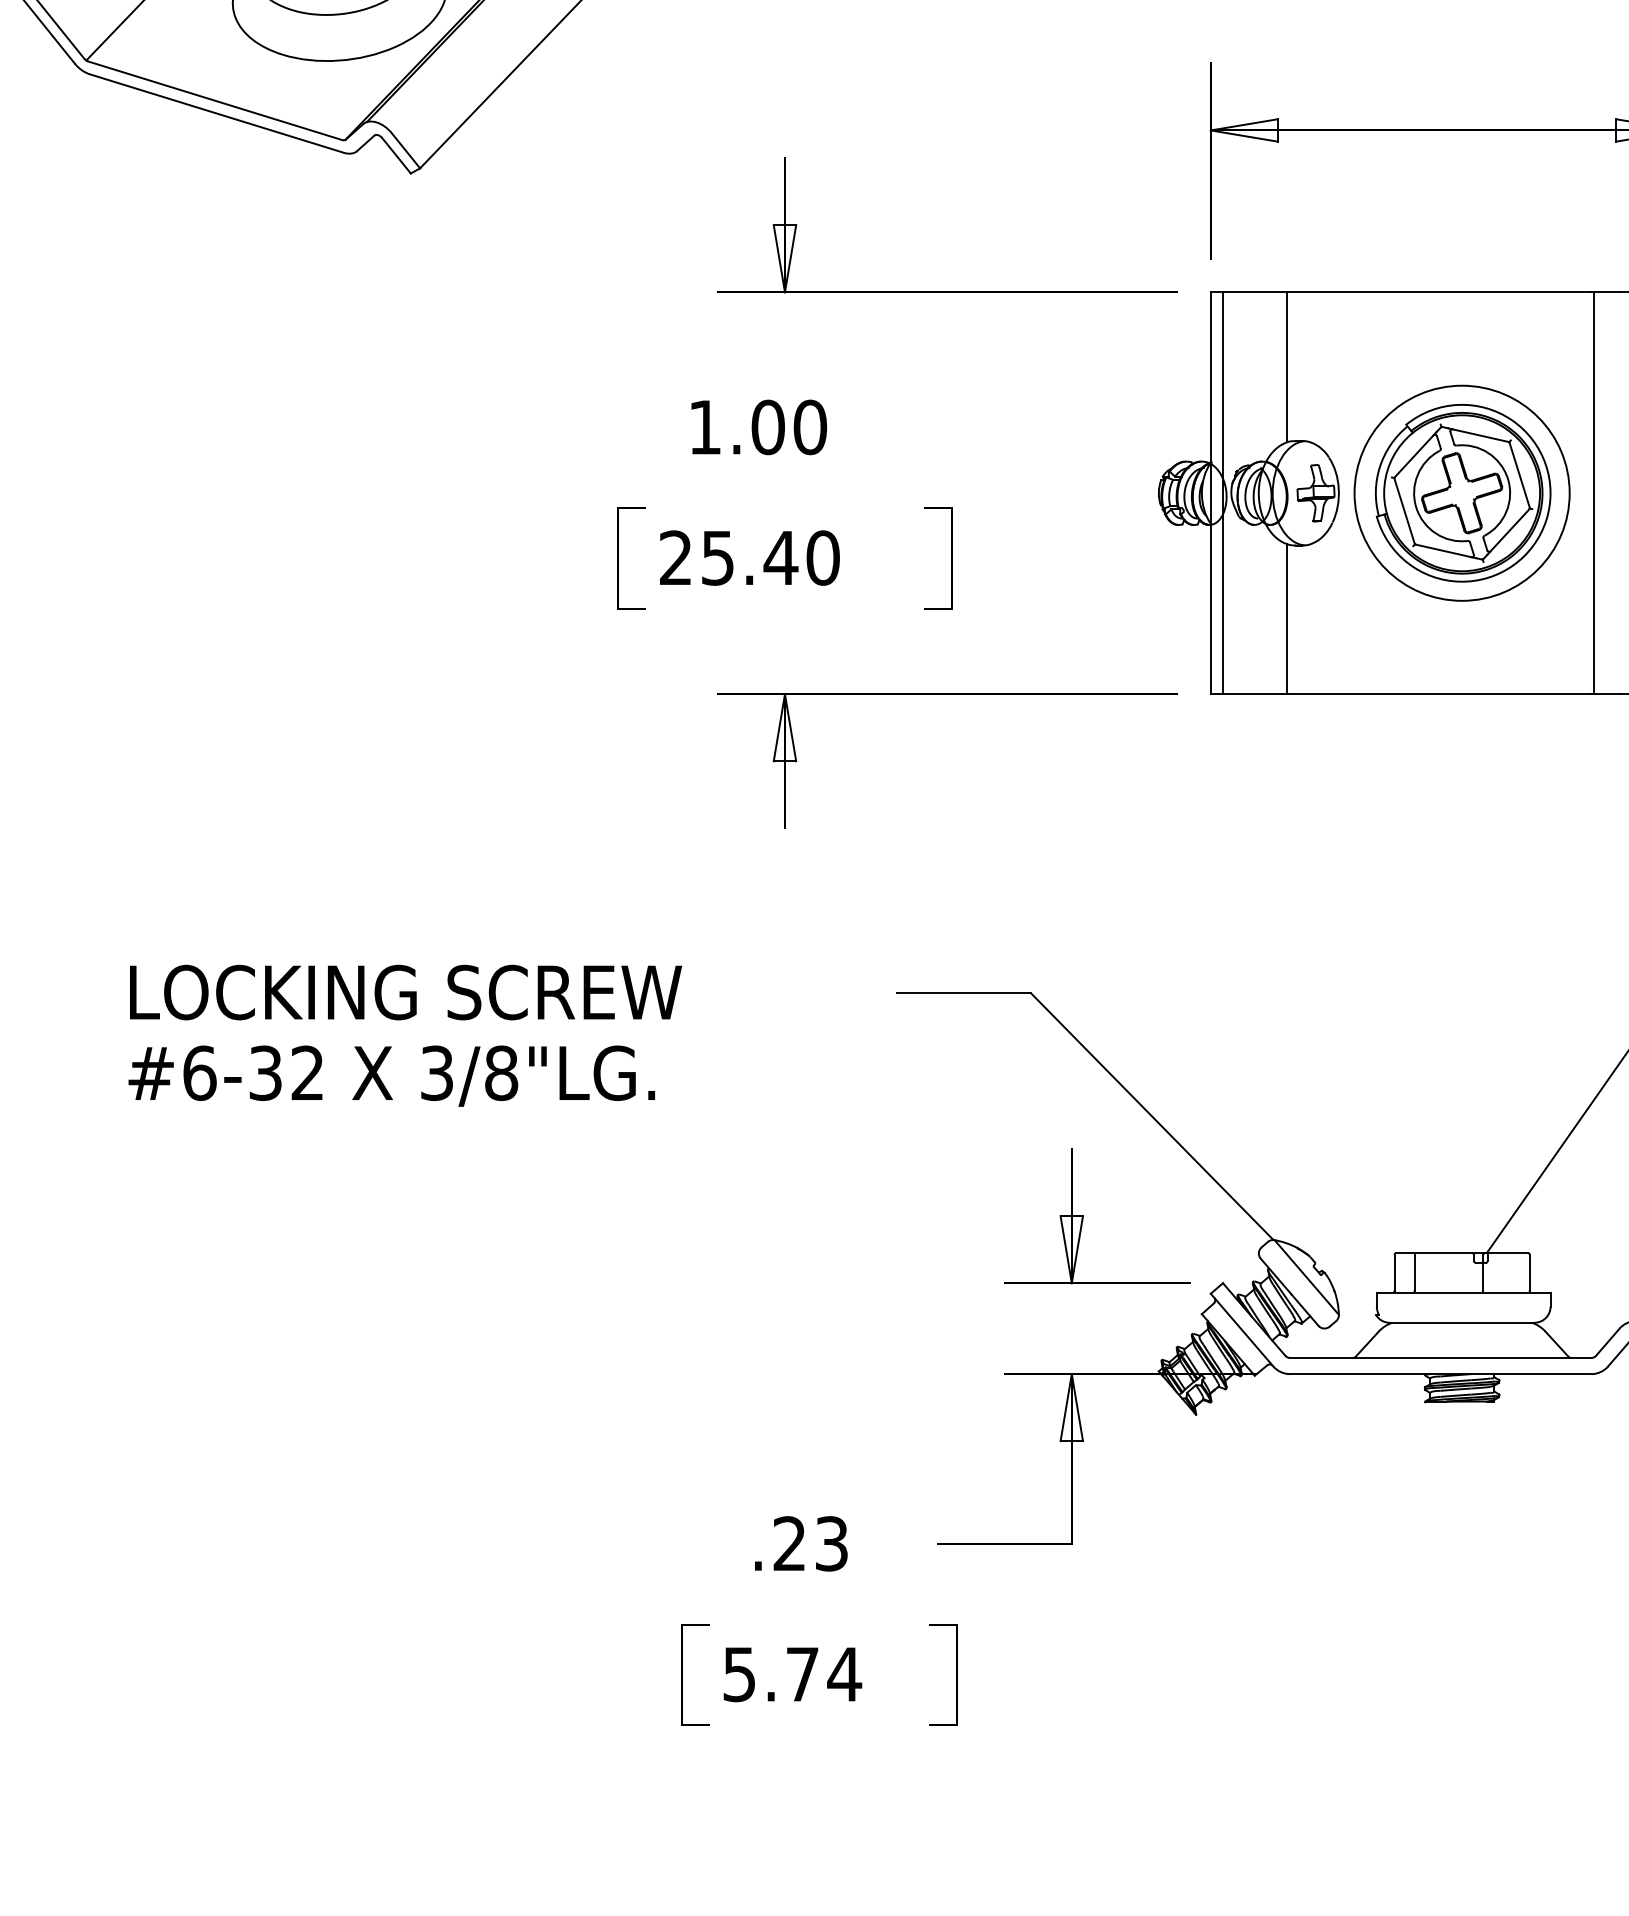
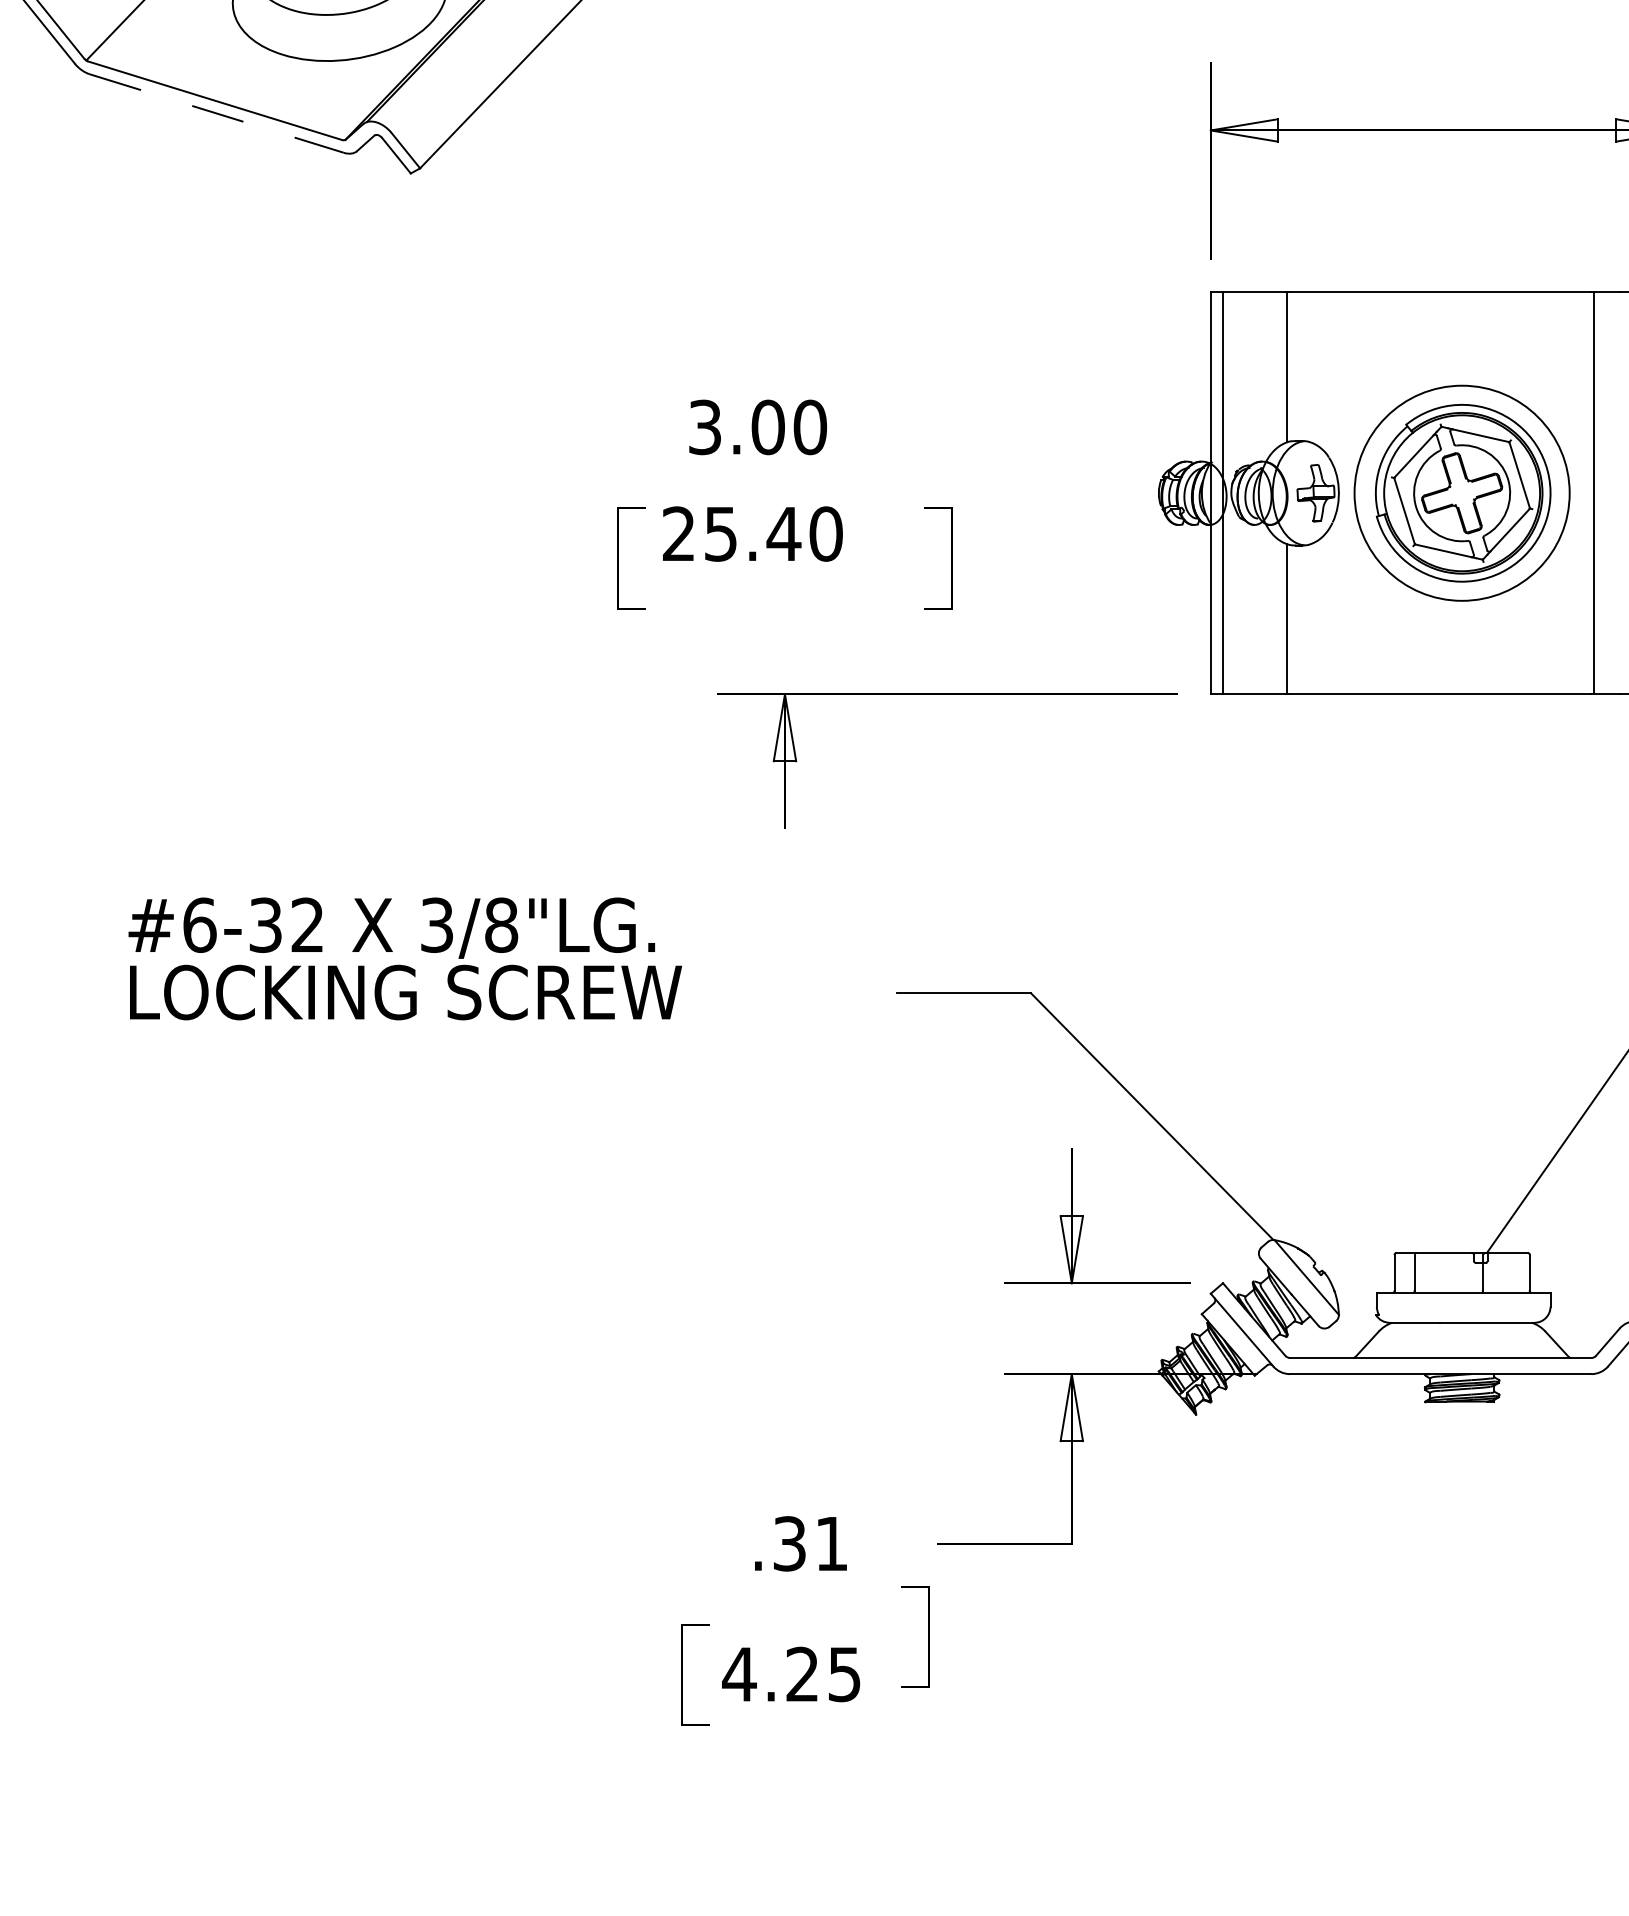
line: solid -> dashed (216, 113)
part: present -> none (947, 291)
text: 1.00 -> 3.00 (704, 427)
text position: (749, 557) -> (752, 533) (752, 533)
text position: (391, 1075) -> (391, 927) (391, 927)
text: .23 -> .31 (810, 1543)
text: 5.74 -> 4.25 (792, 1674)
part position: (956, 1674) -> (928, 1636) (928, 1636)
